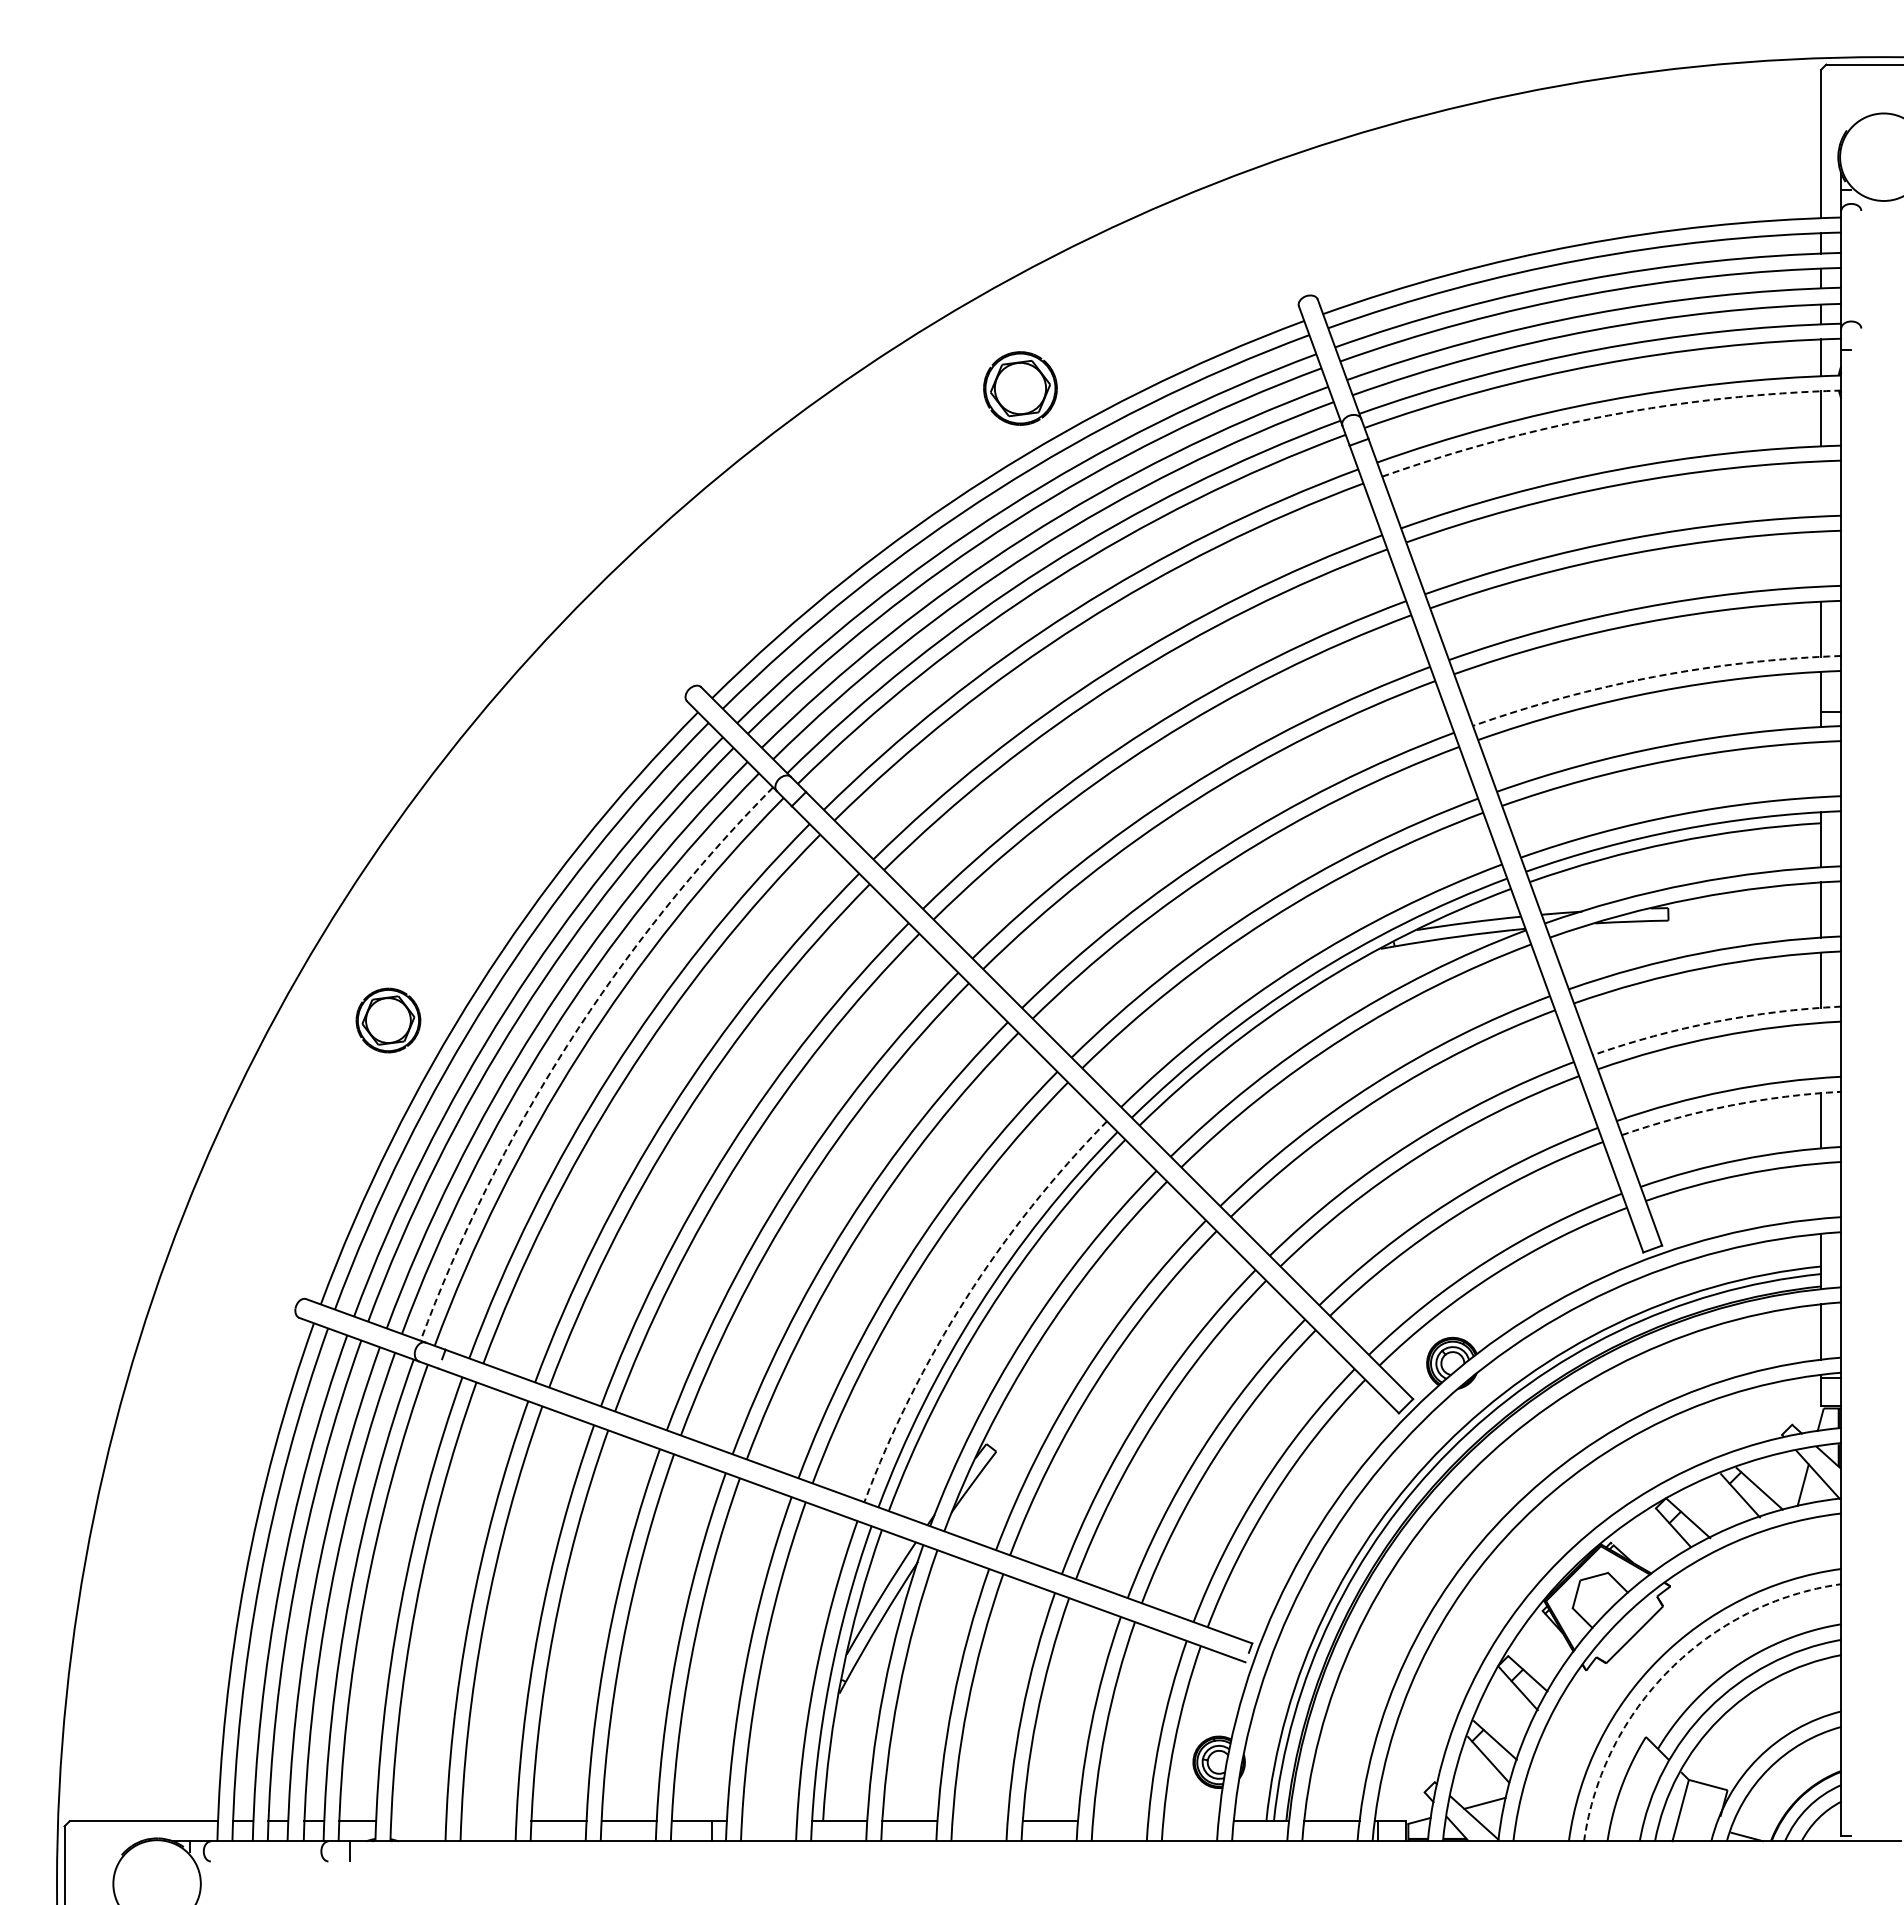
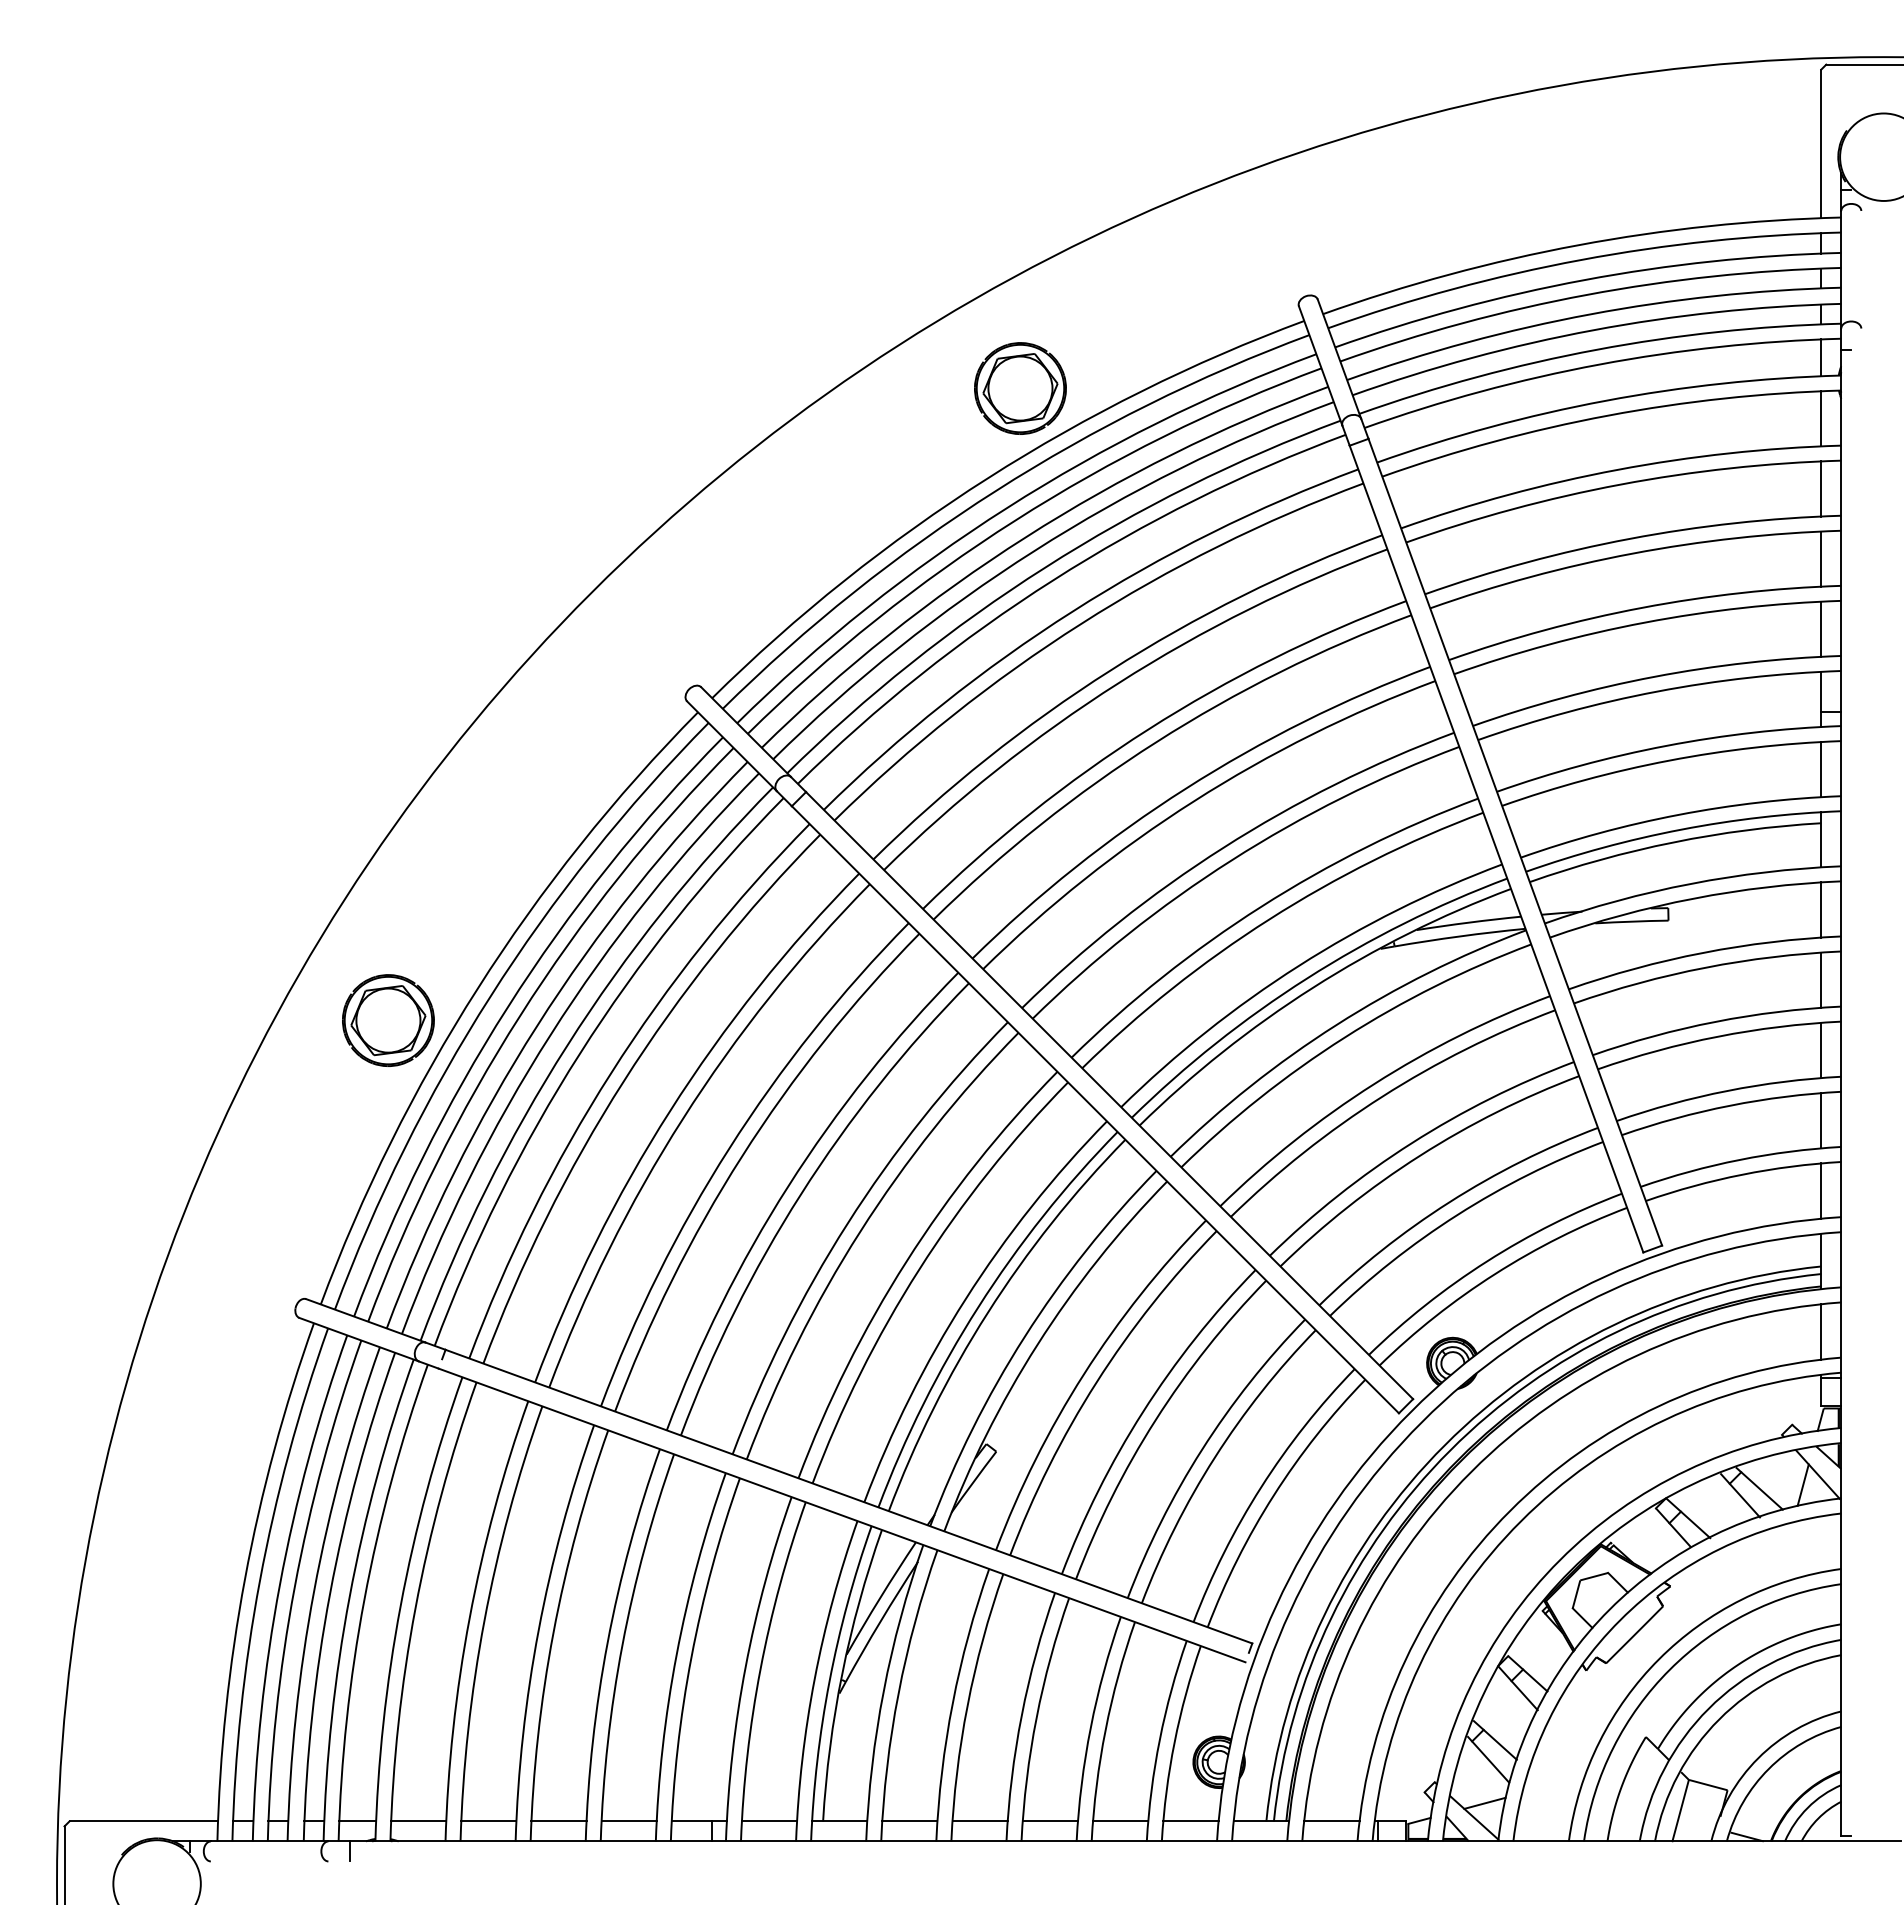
part size: 75x75 px -> 93x93 px (1020, 388)
arc: dashed -> solid (1608, 415)
line: none -> present (1821, 488)
line: none -> present (1821, 558)
arc: dashed -> solid (1654, 676)
line: none -> present (1821, 769)
part size: 67x67 px -> 93x93 px (388, 1020)
arc: dashed -> solid (1715, 1021)
arc: dashed -> solid (567, 1045)
line: none -> present (1821, 1050)
arc: dashed -> solid (1730, 1105)
line: none -> present (1821, 1190)
arc: dashed -> solid (965, 1299)
arc: dashed -> solid (1669, 1669)
line: none -> present (418, 1821)
line: none -> present (488, 1821)
line: none -> present (769, 1821)
line: none -> present (979, 1821)
line: none -> present (1120, 1821)
line: none -> present (1190, 1821)
